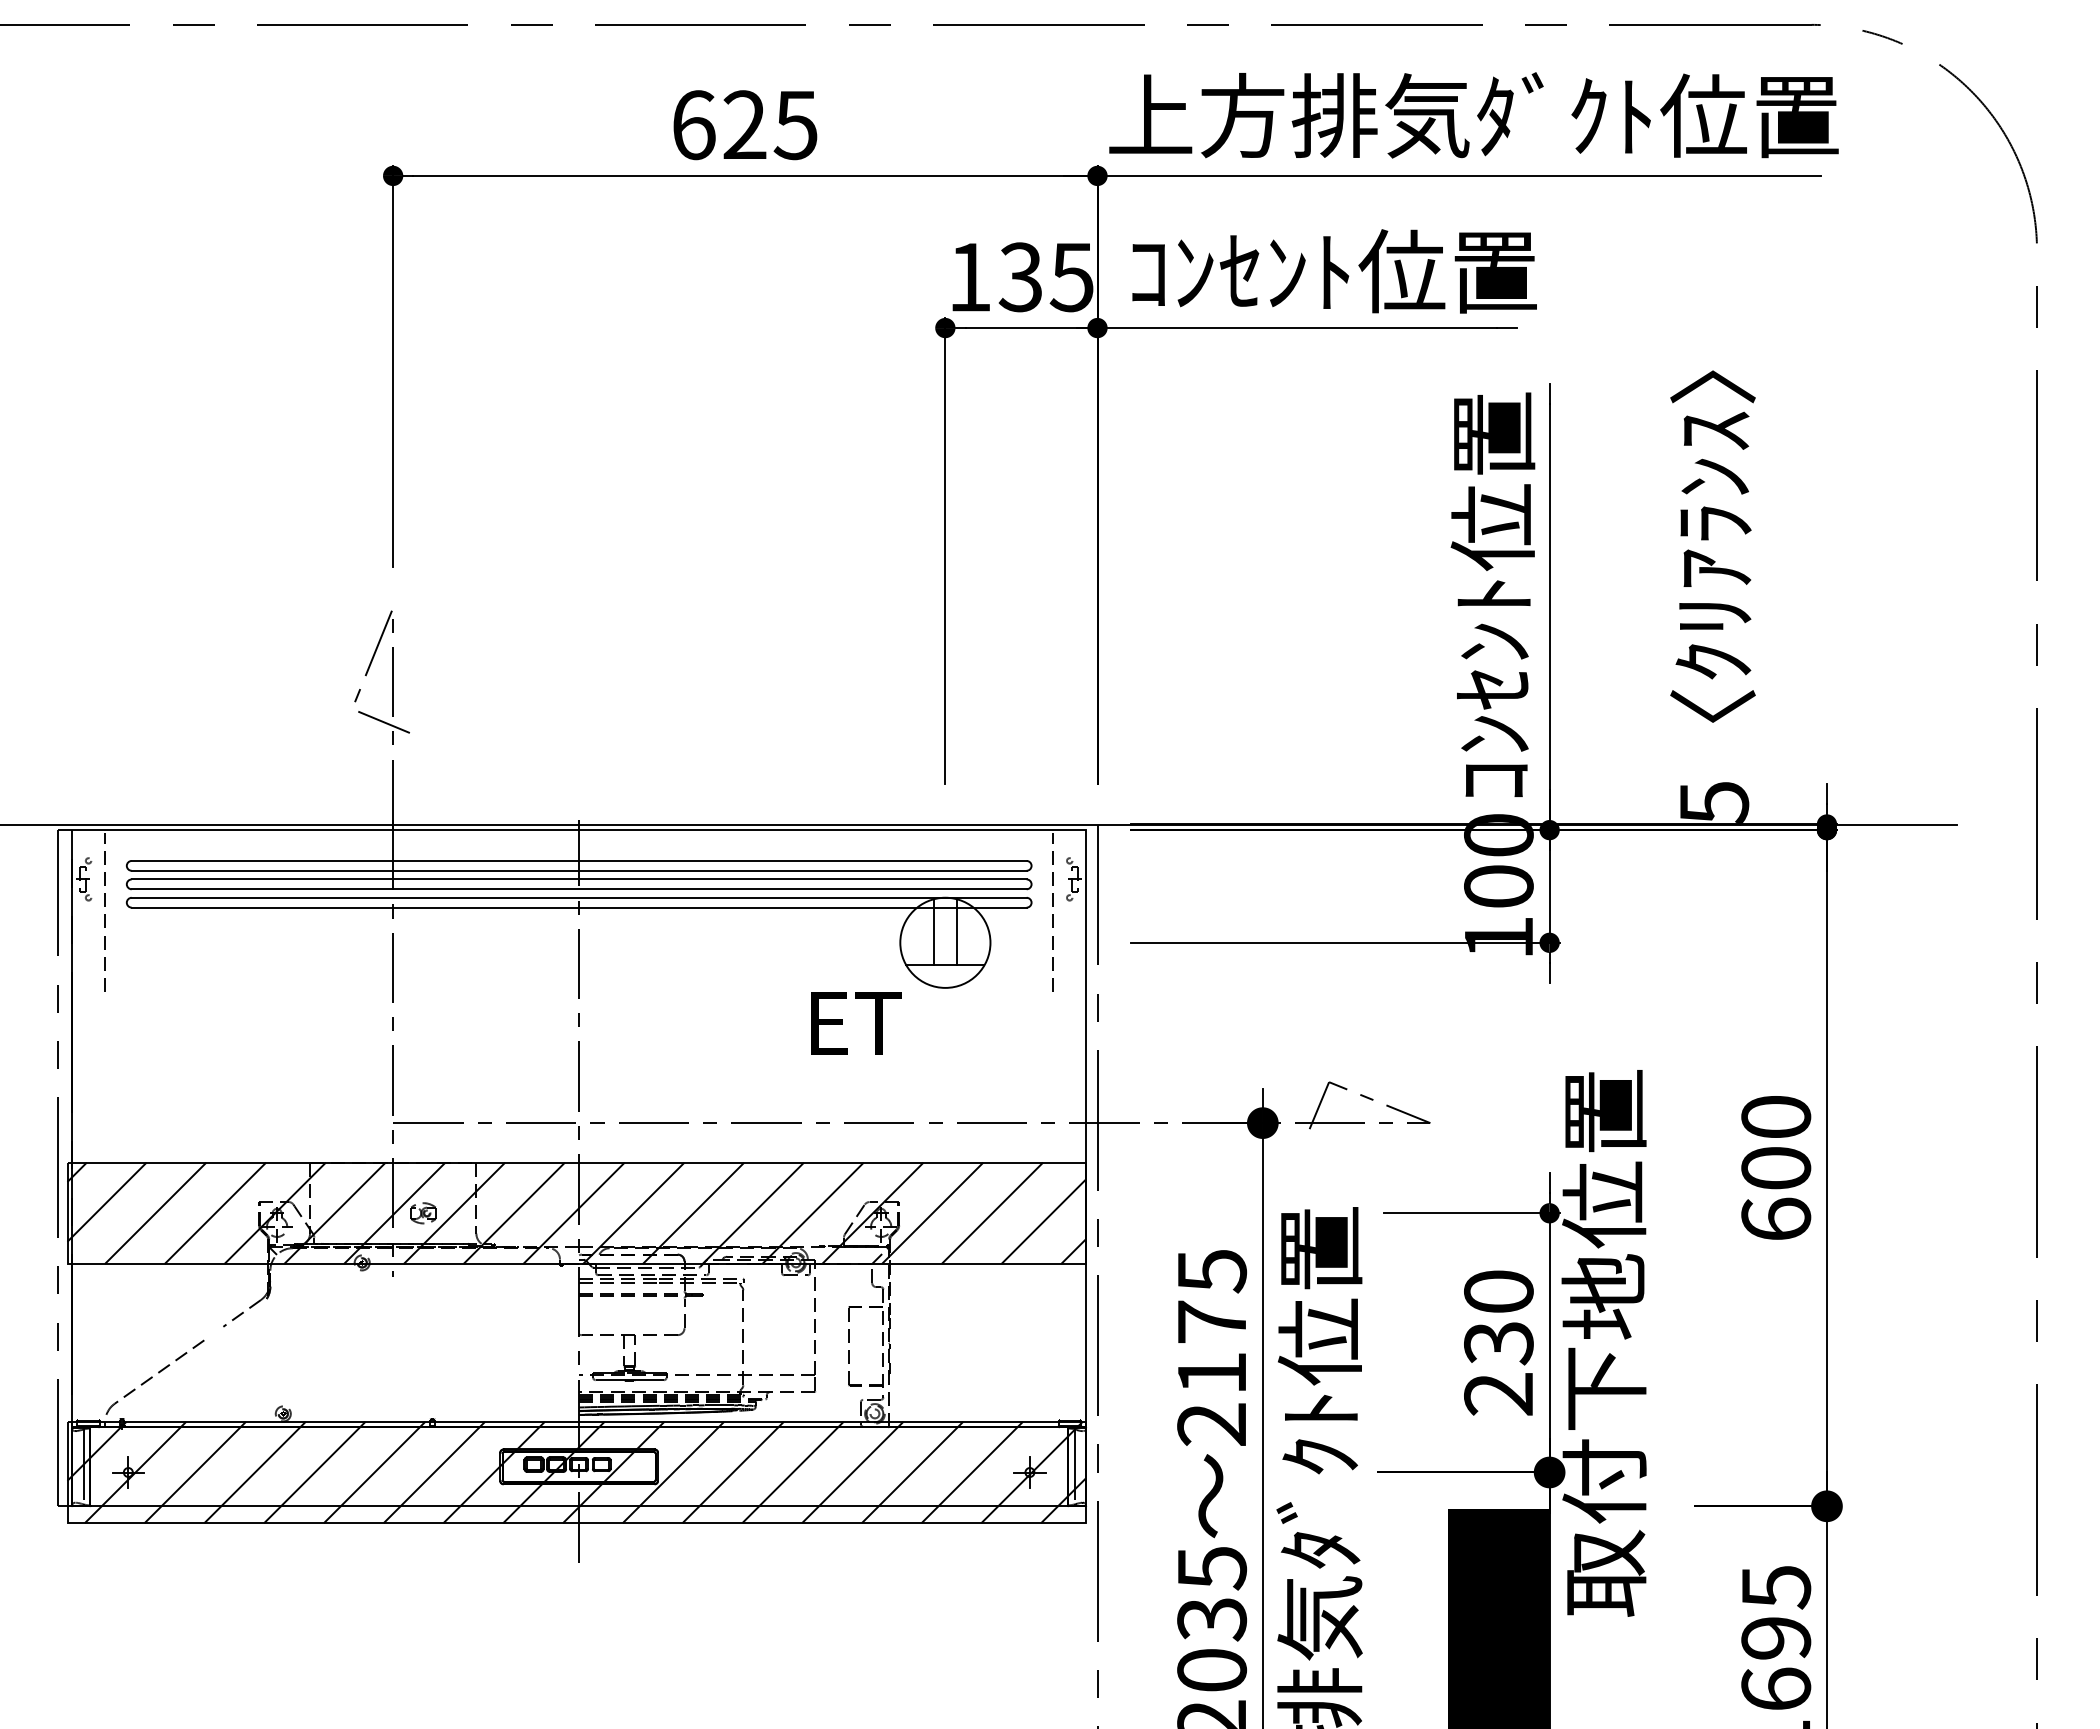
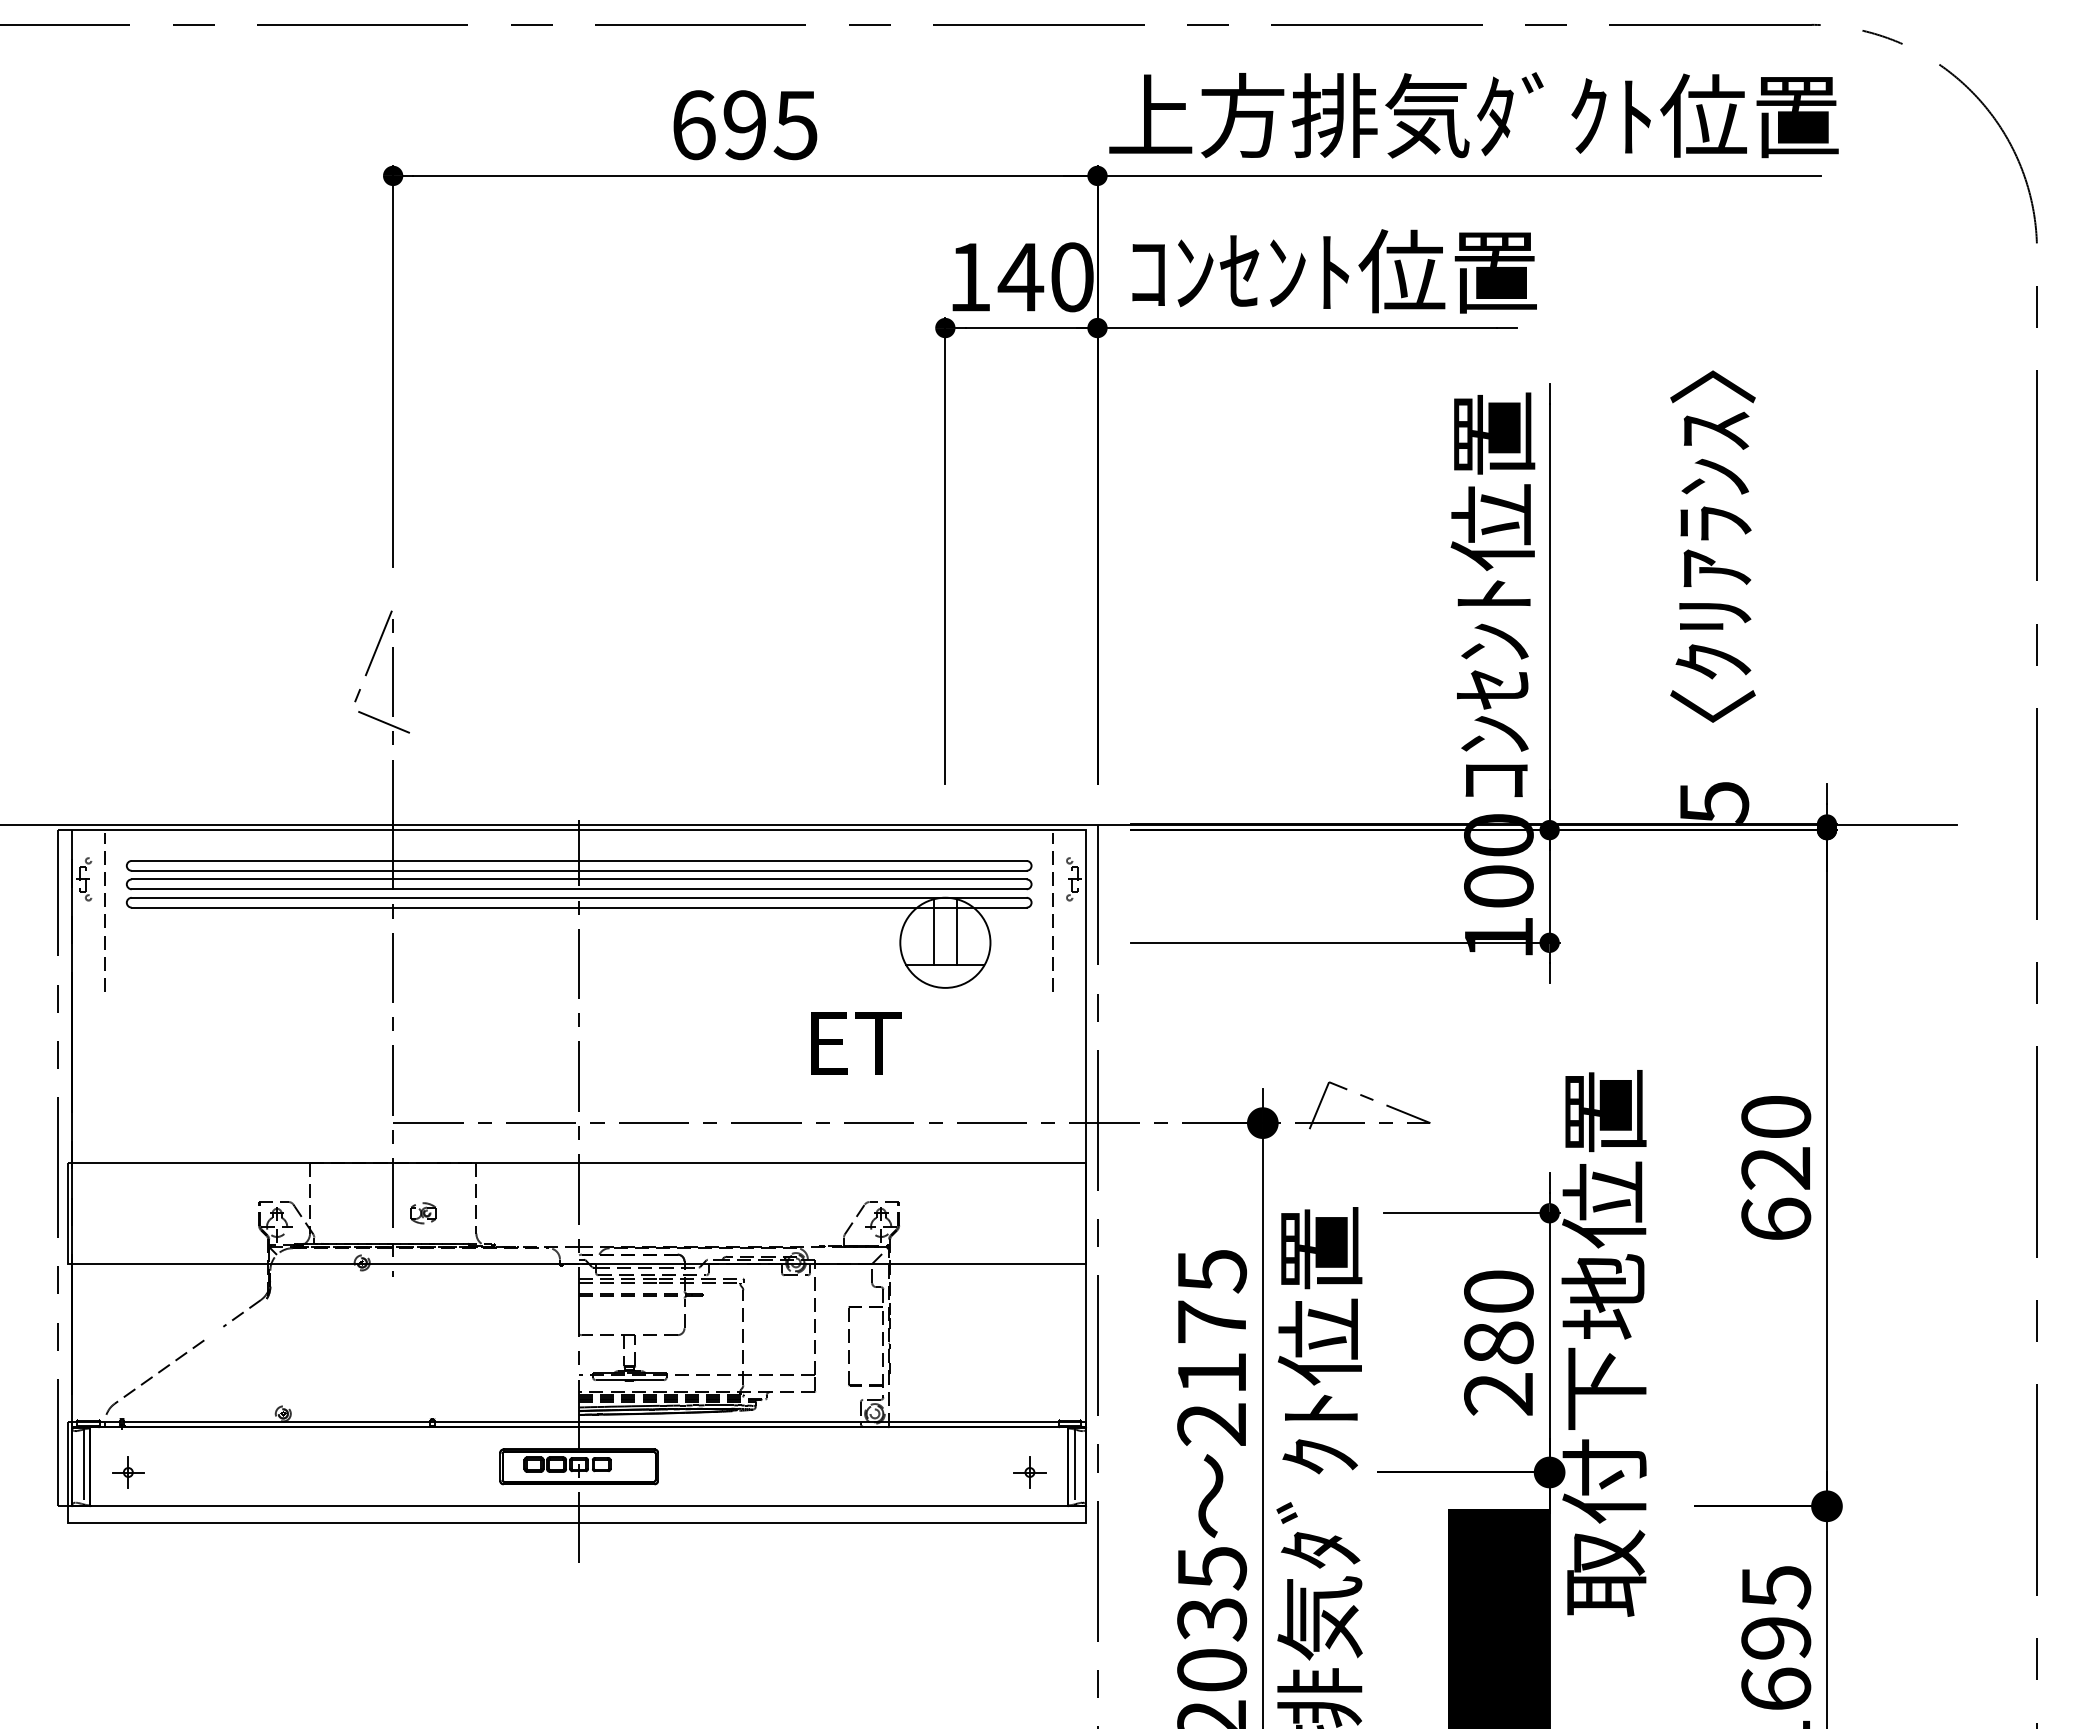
text: 625 -> 695 (744, 125)
text: 135 -> 140 (1045, 277)
text position: (856, 1023) -> (856, 1043) (856, 1043)
text: 600 -> 620 (1776, 1168)
hatch: present -> none (576, 1213)
text: 230 -> 280 (1498, 1343)
hatch: present -> none (576, 1472)
